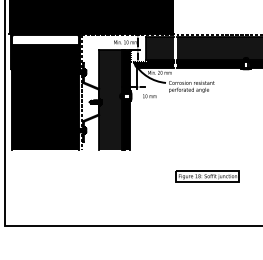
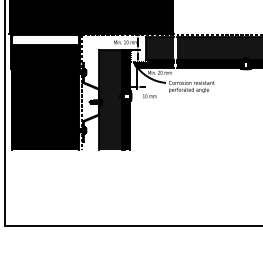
part: present -> none (207, 176)
